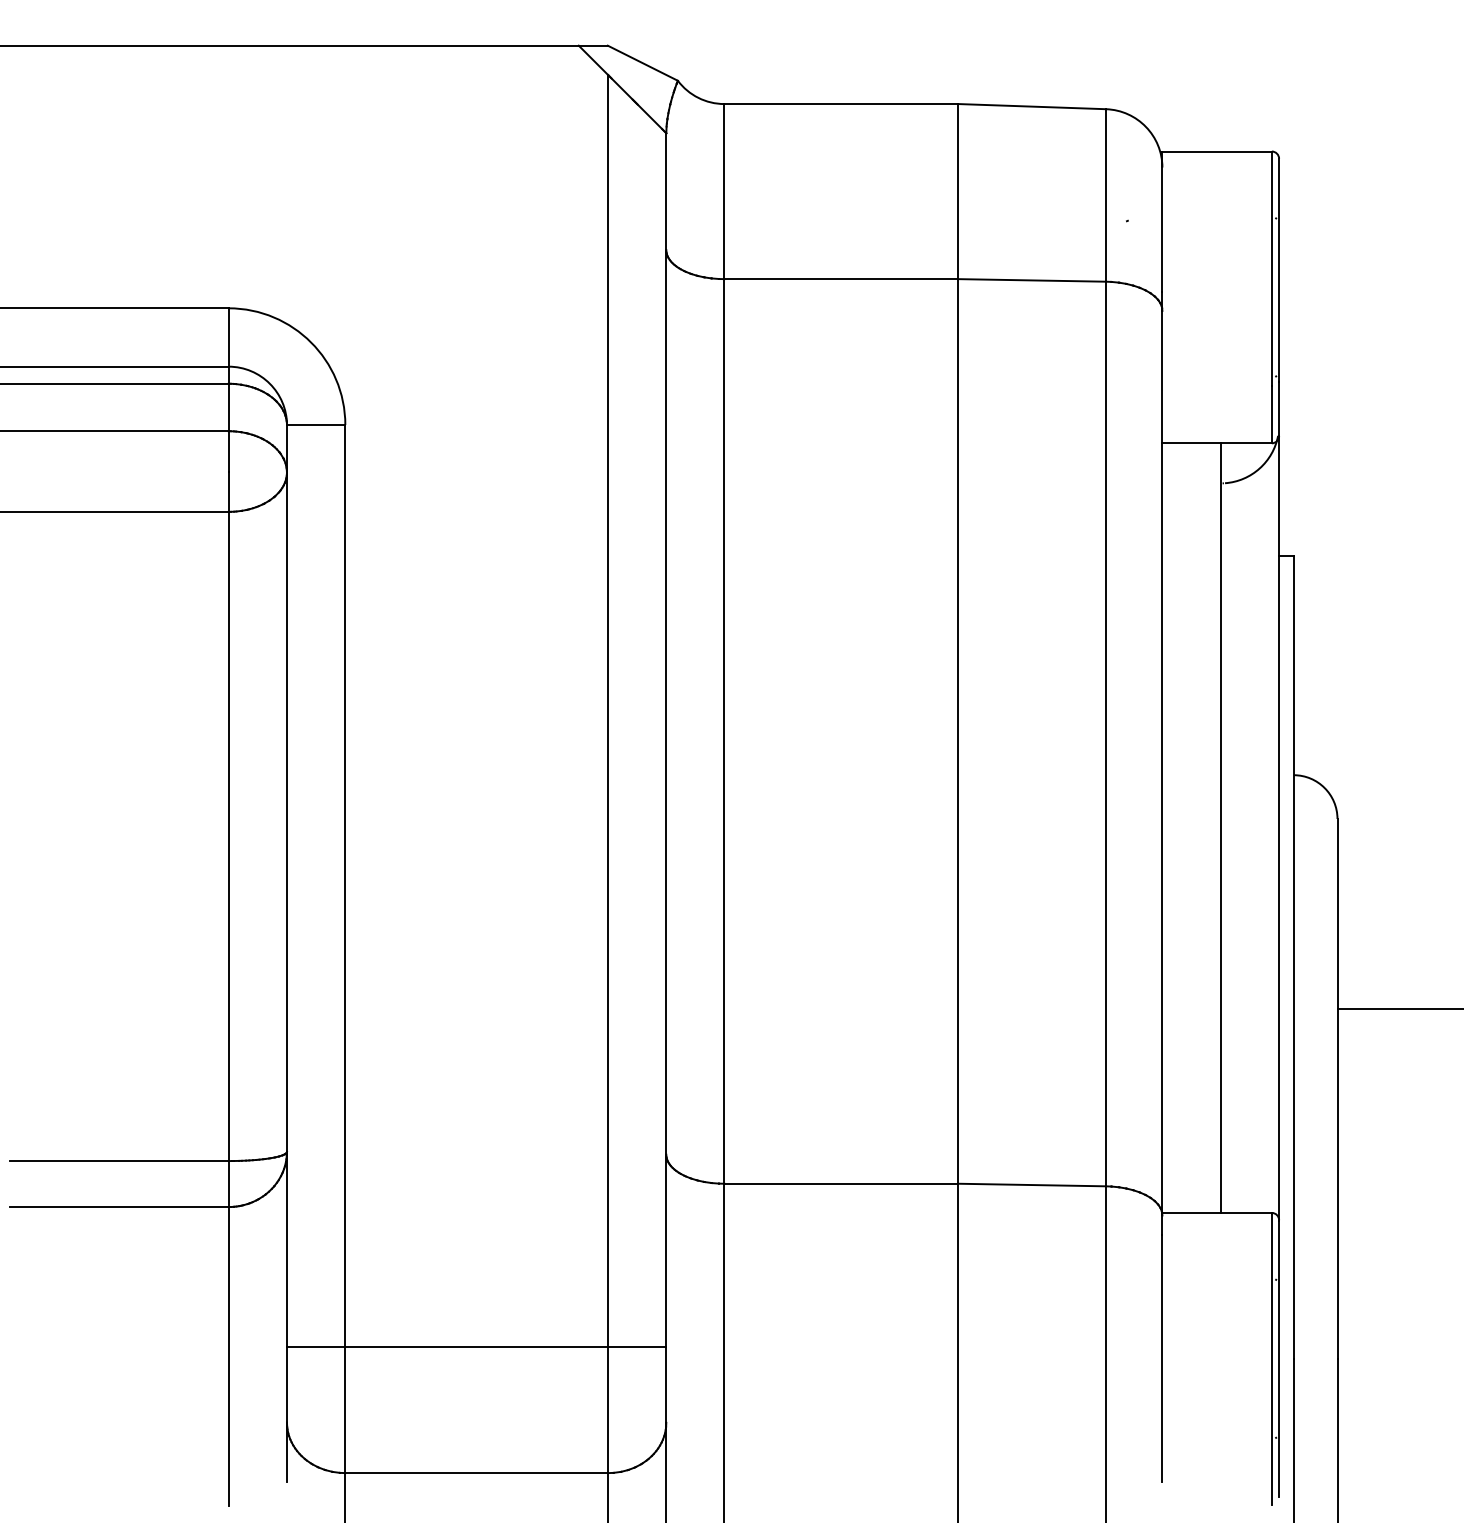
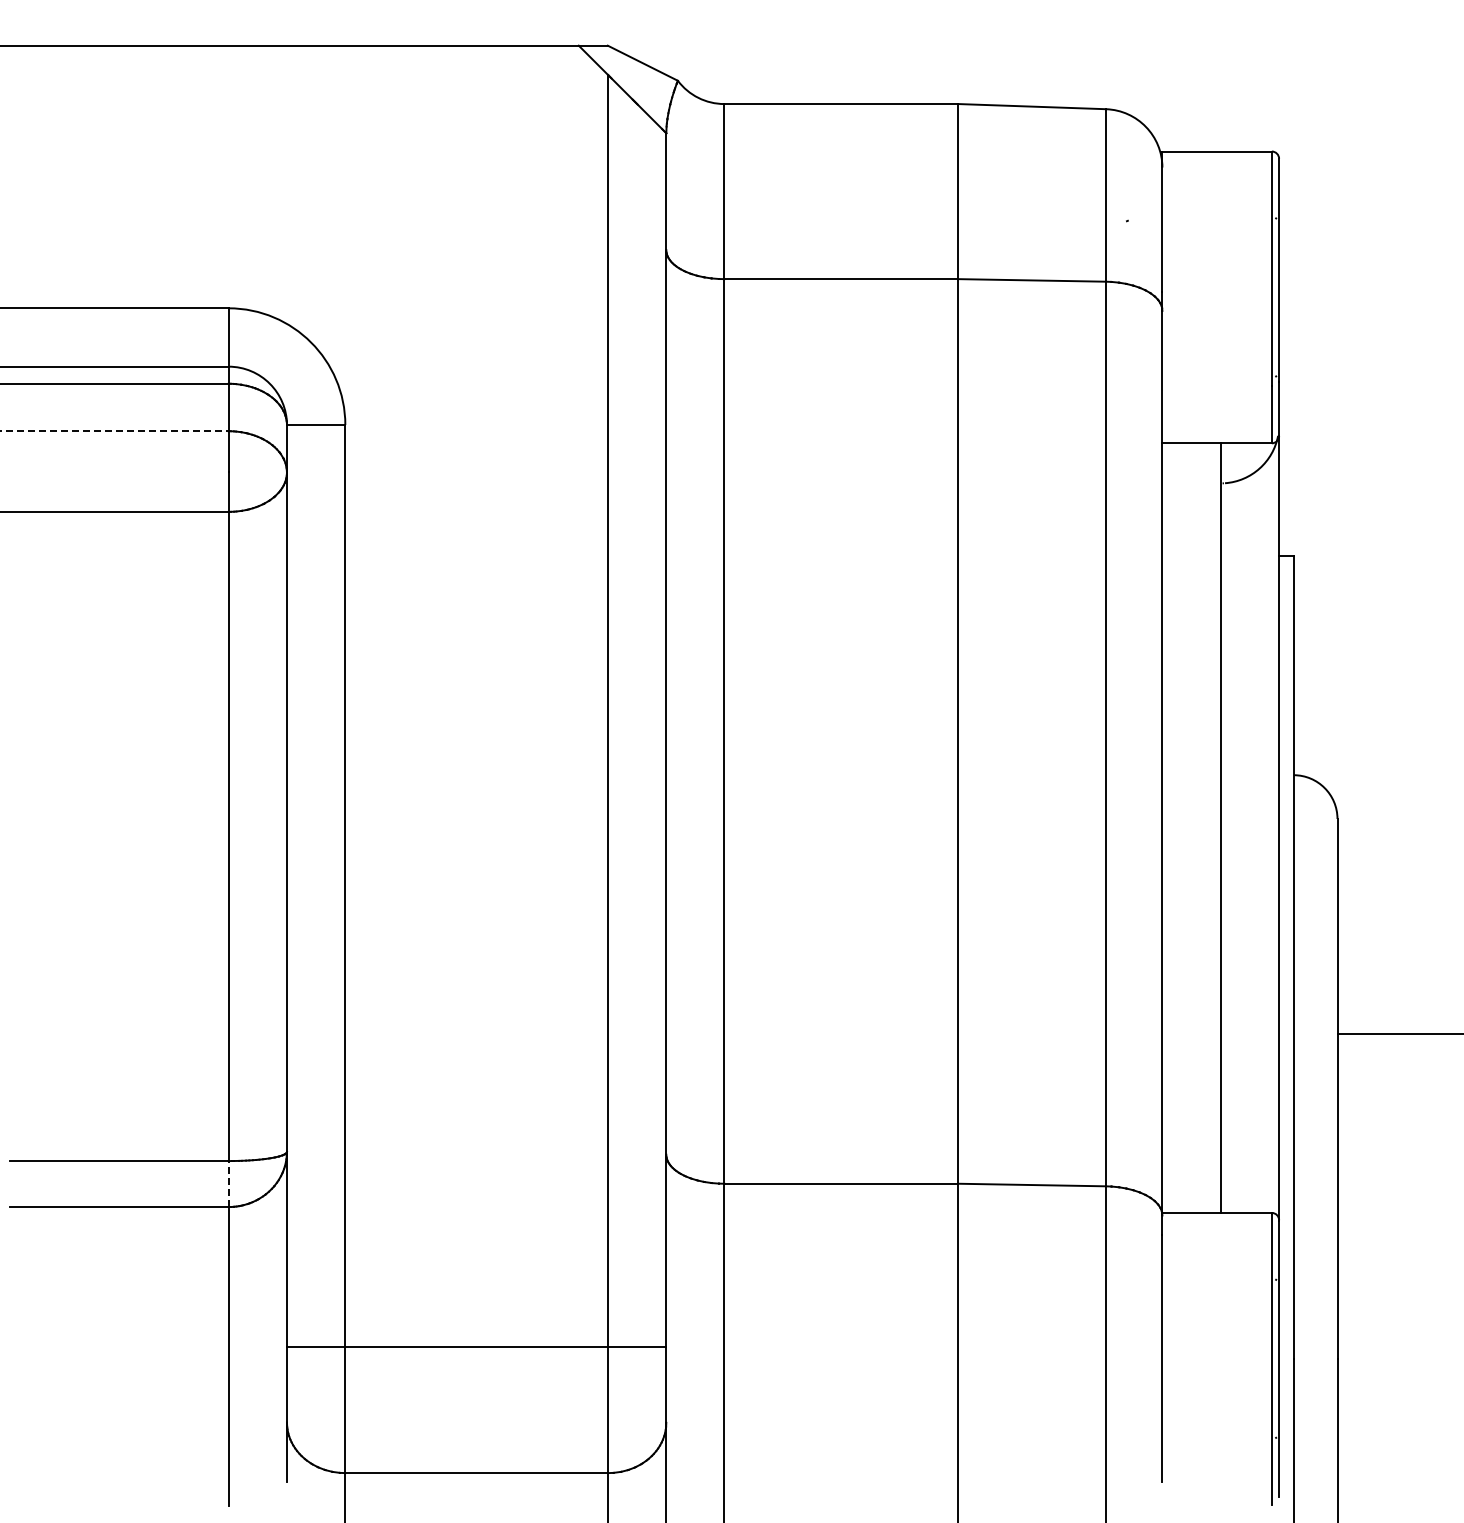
line: solid -> dashed (114, 431)
line position: (1398, 1008) -> (1398, 1033) (1398, 1033)
line: solid -> dashed (228, 1184)
